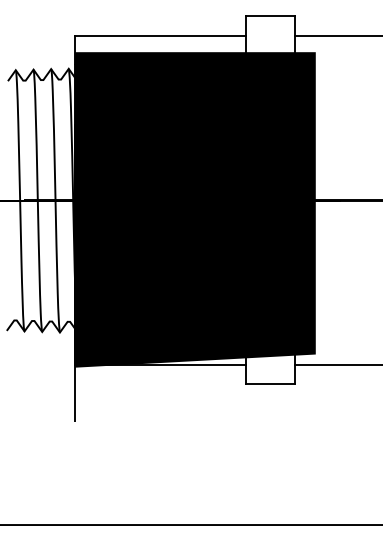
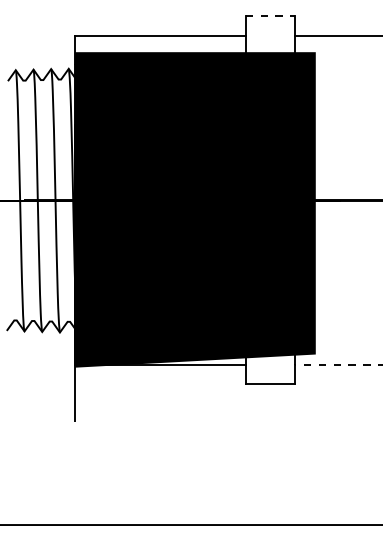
line: solid -> dashed (270, 16)
line: solid -> dashed (338, 365)
